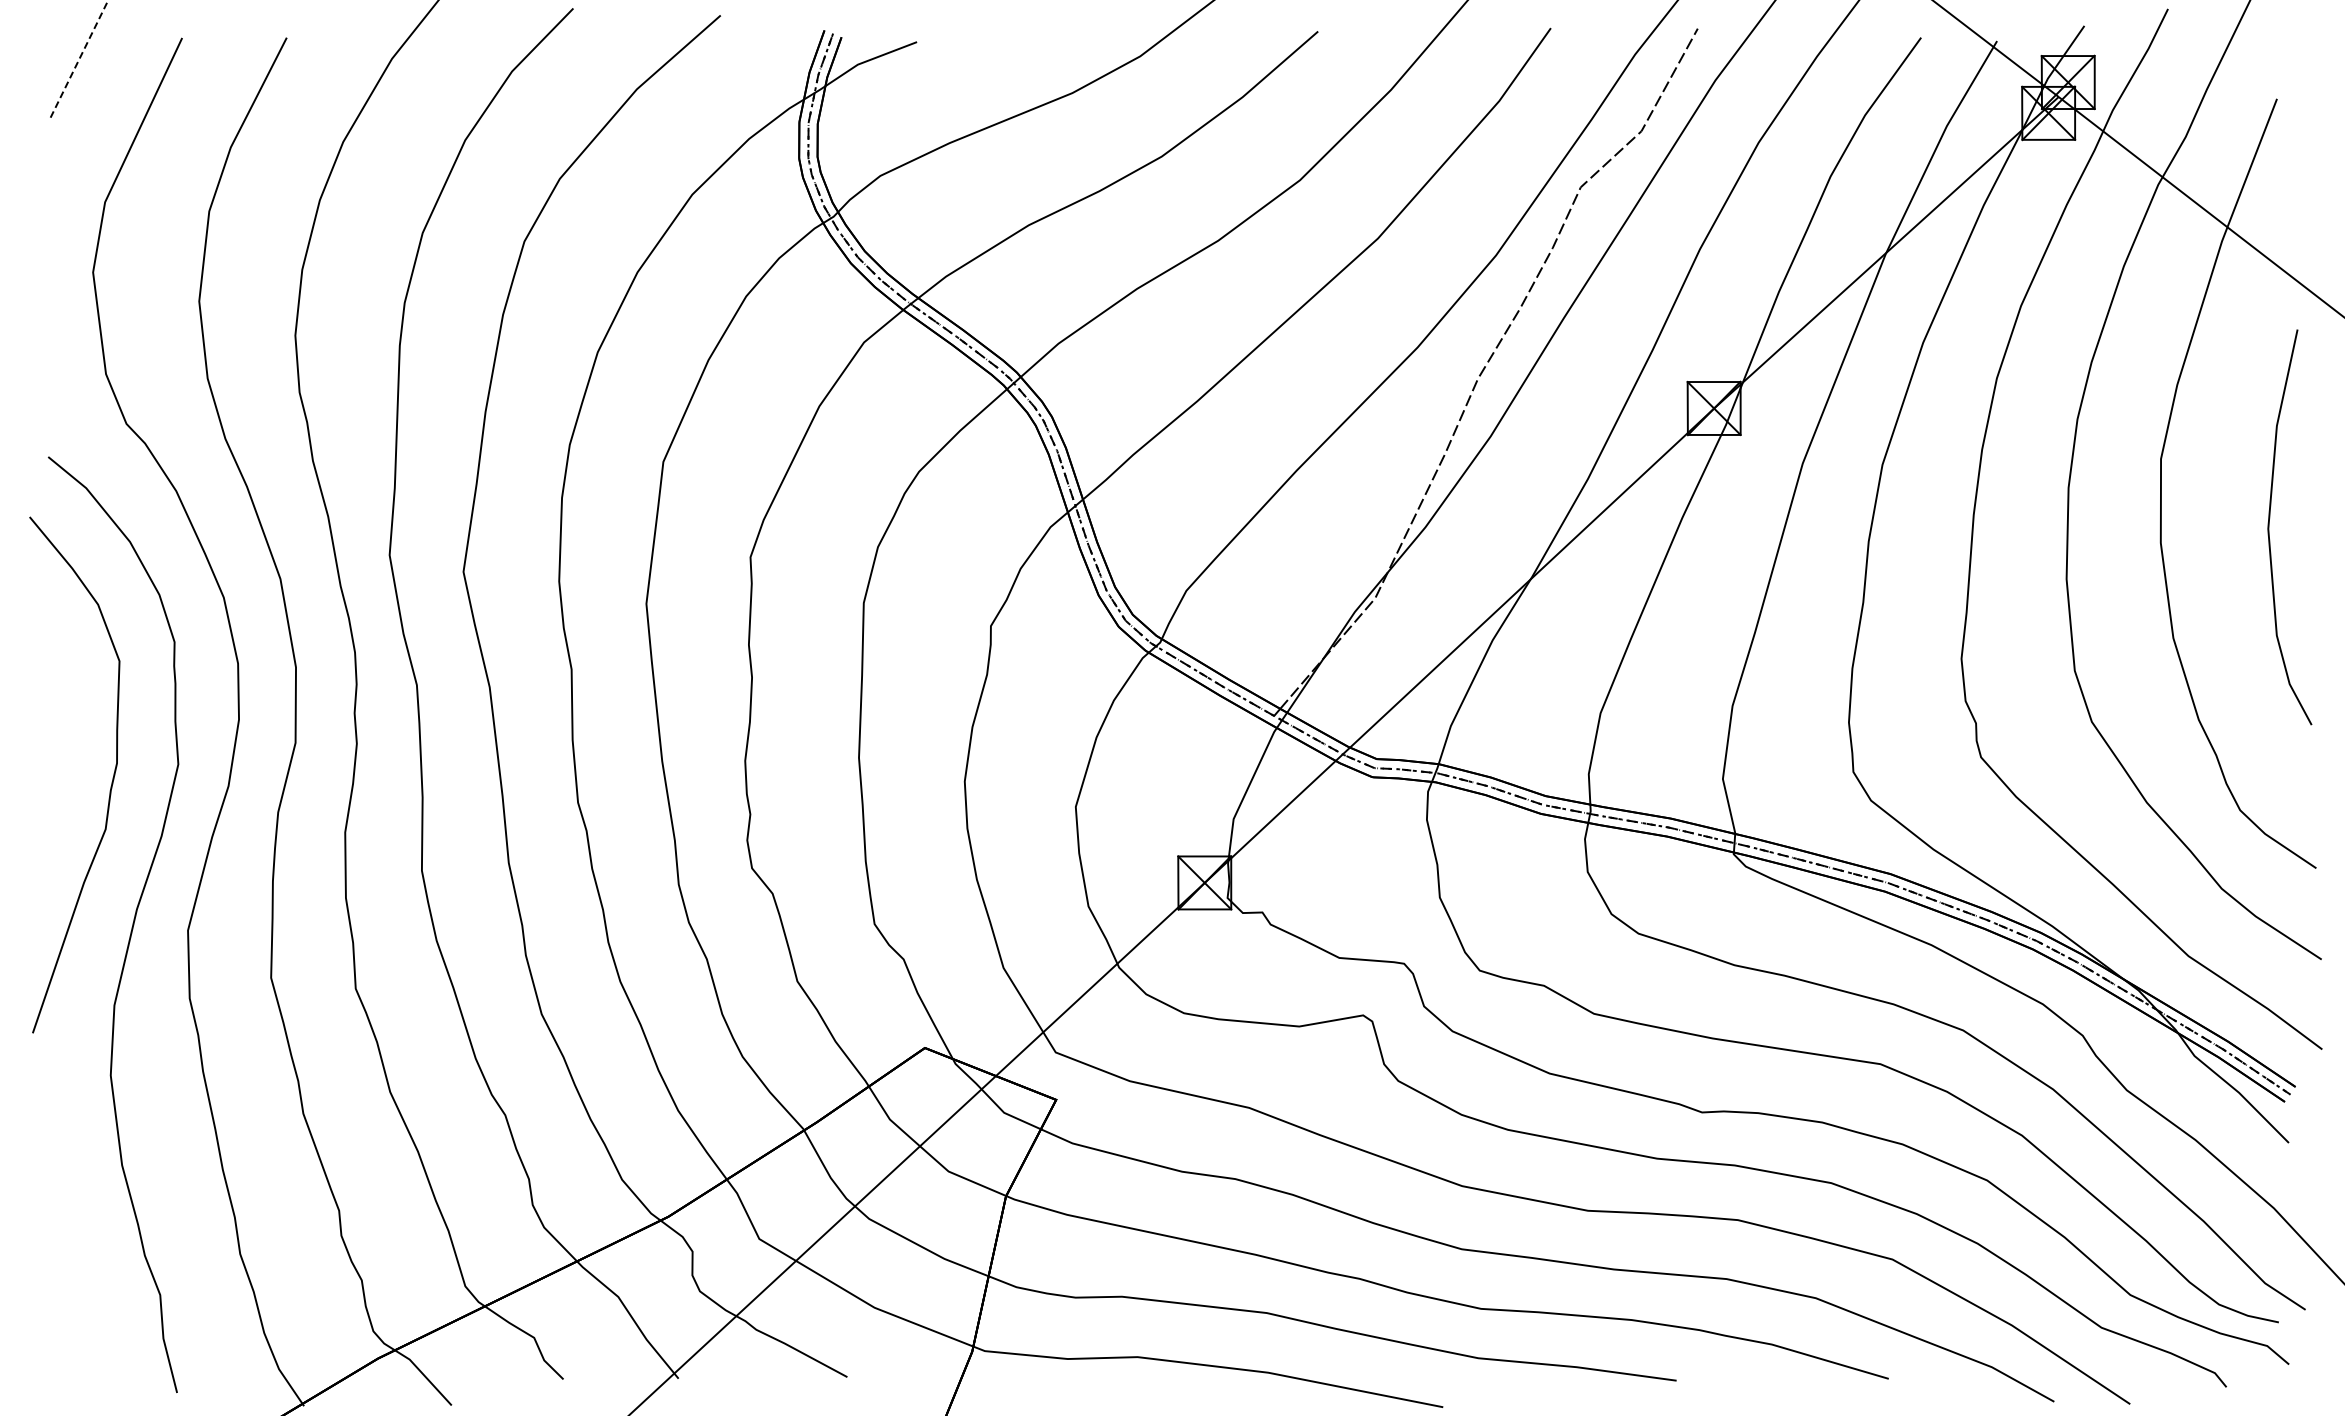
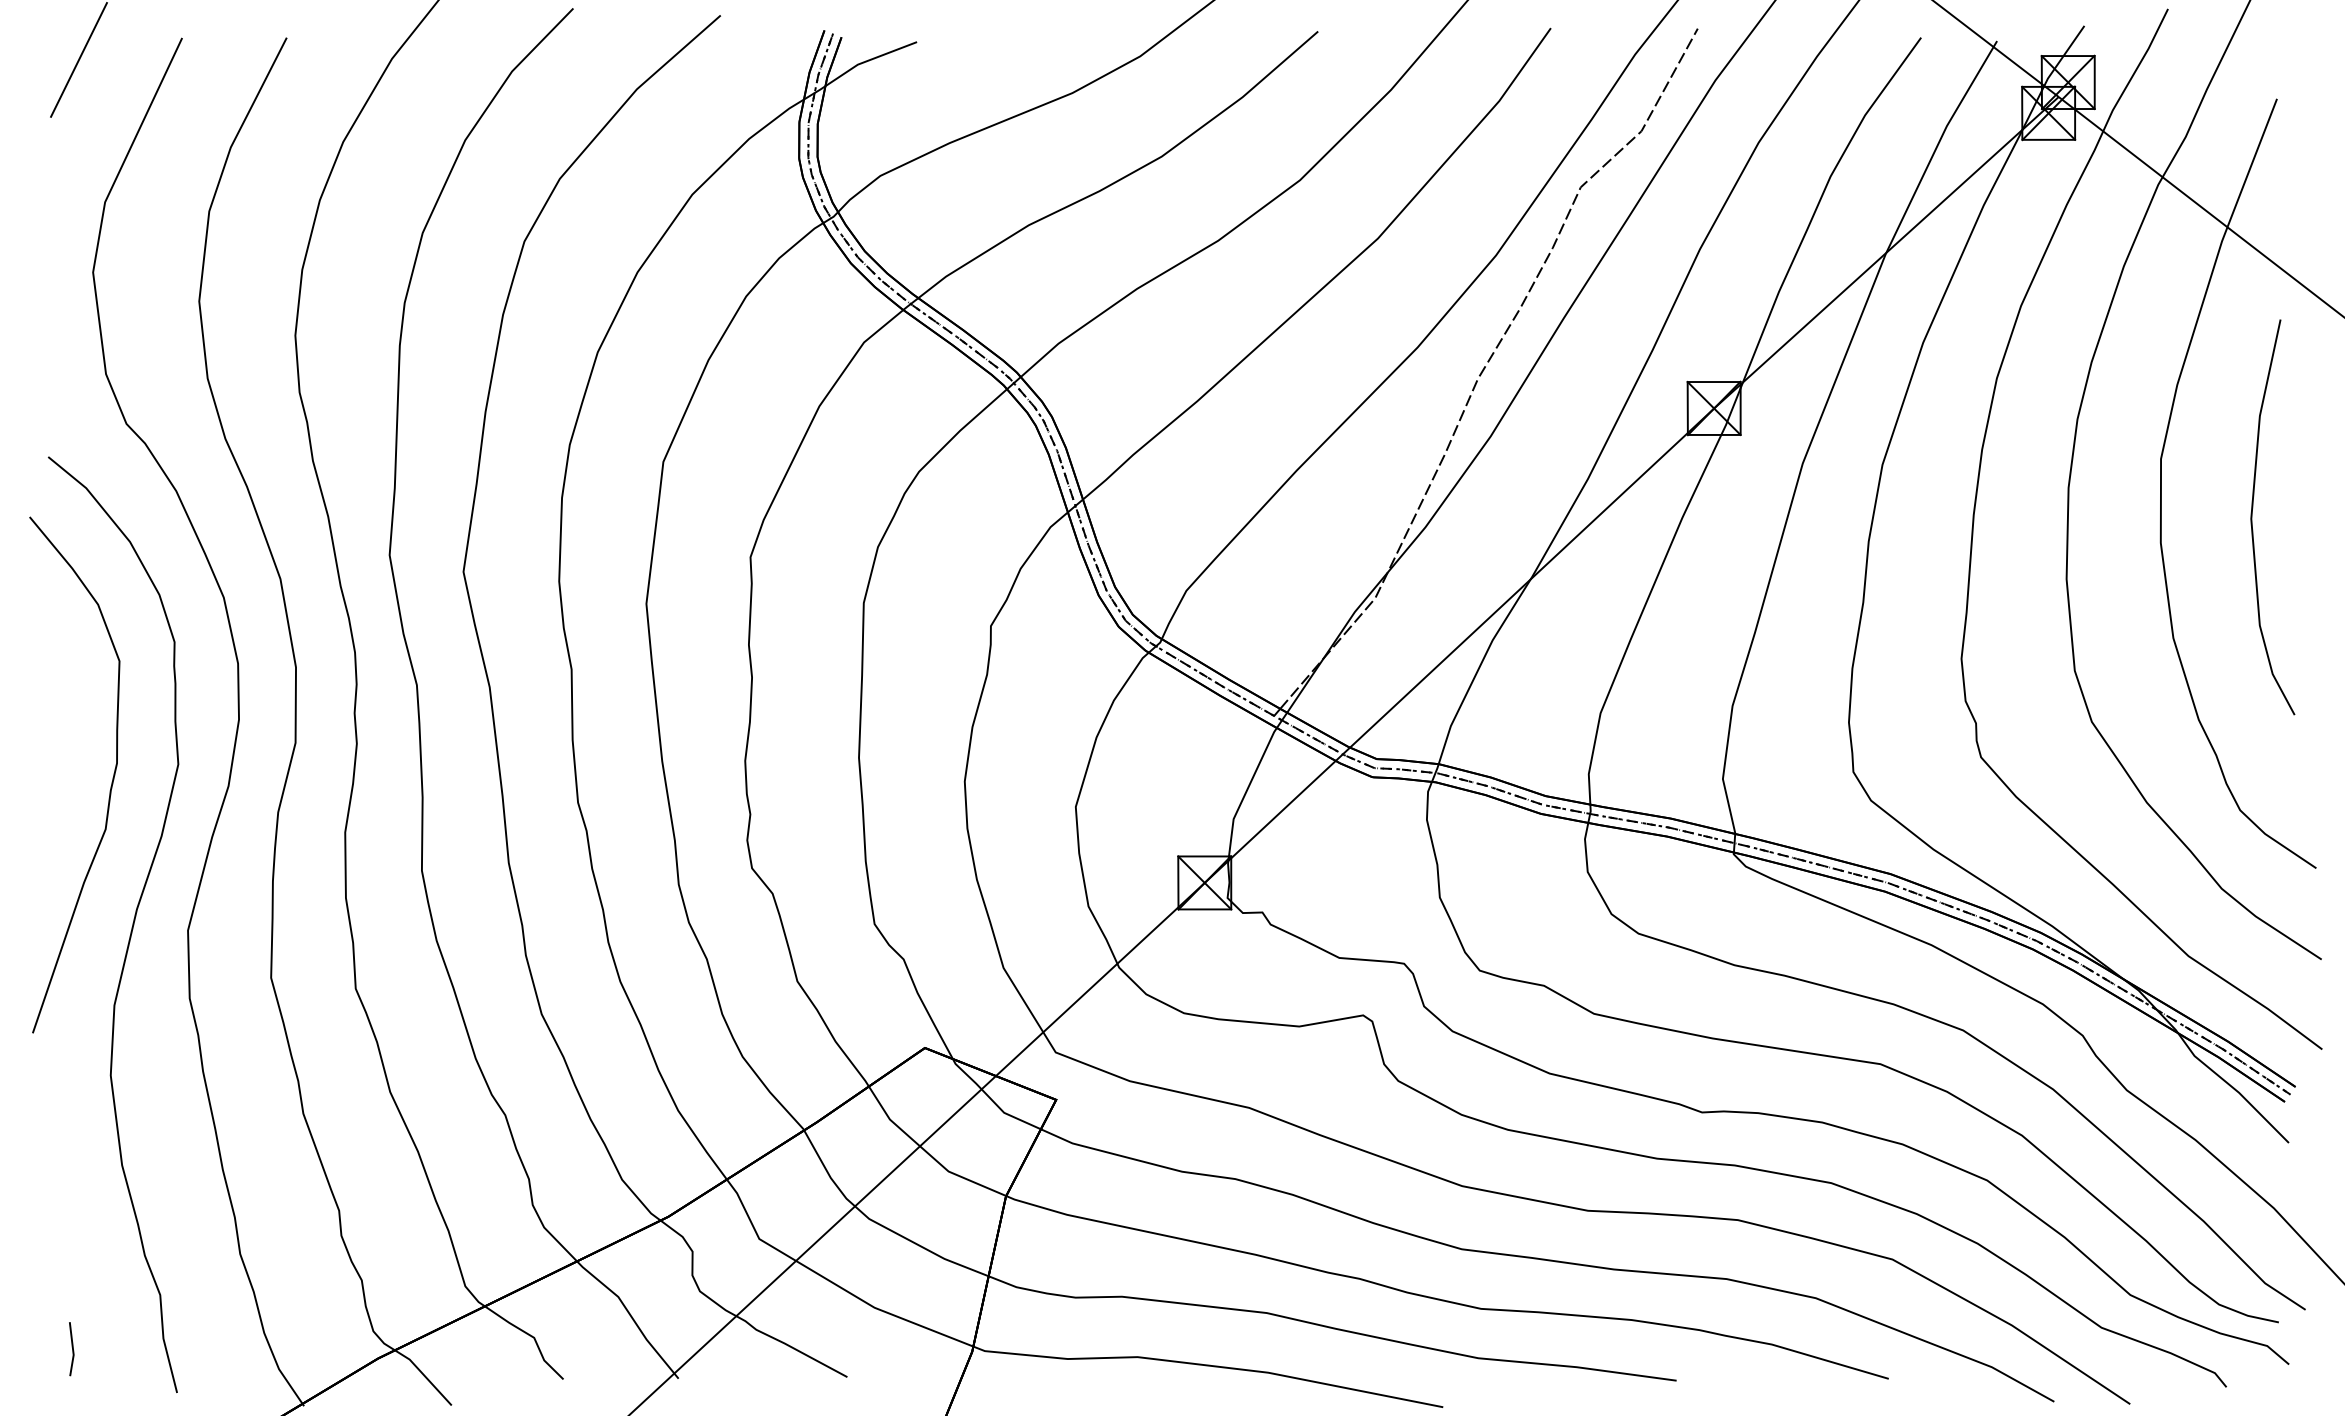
line: dashed -> solid (79, 59)
curve position: (2269, 527) -> (2252, 517) (2252, 517)
line: none -> present (72, 1349)
